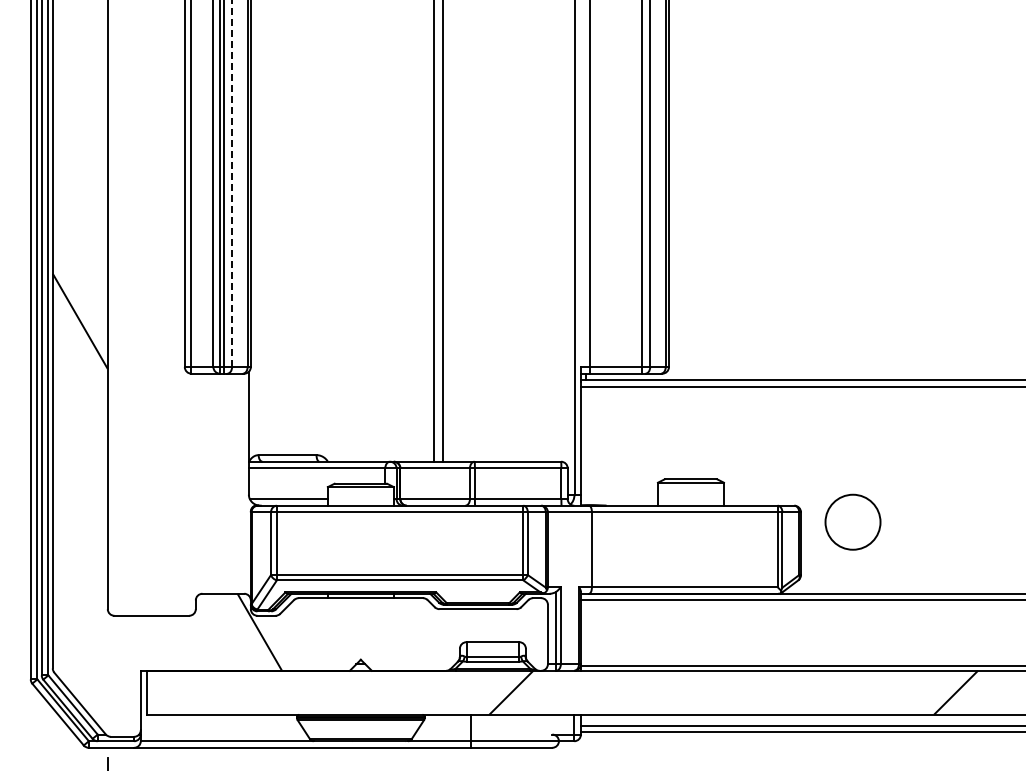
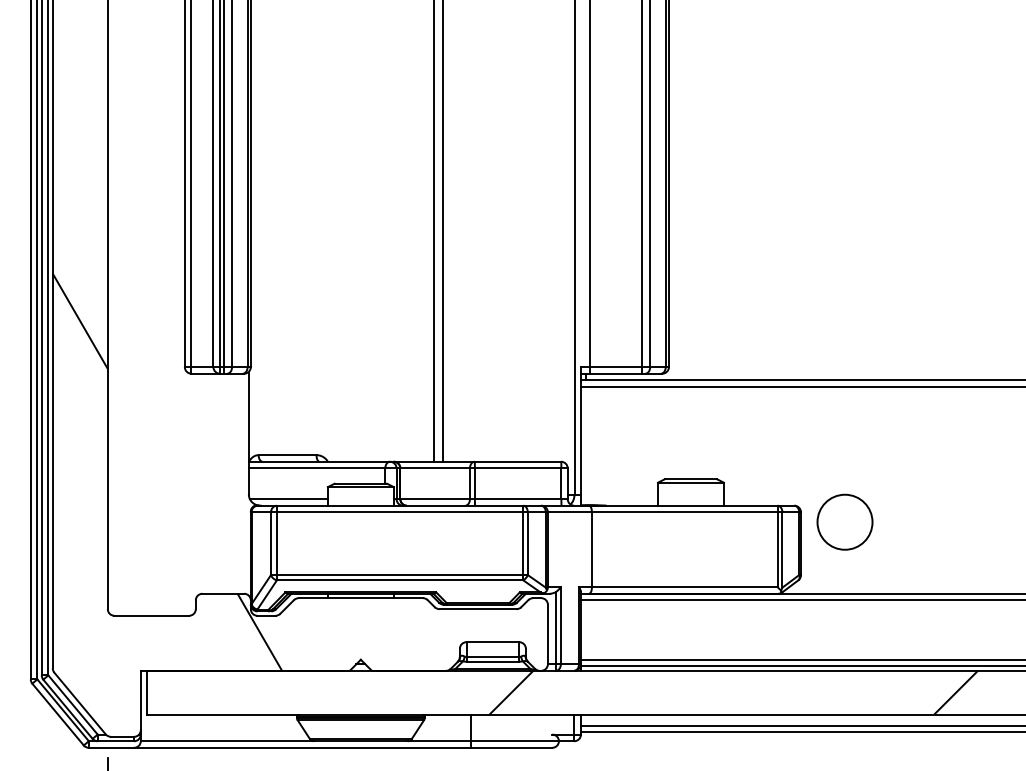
line: dashed -> solid (232, 183)
circle position: (852, 521) -> (844, 521) (844, 521)
line: none -> present (801, 659)
